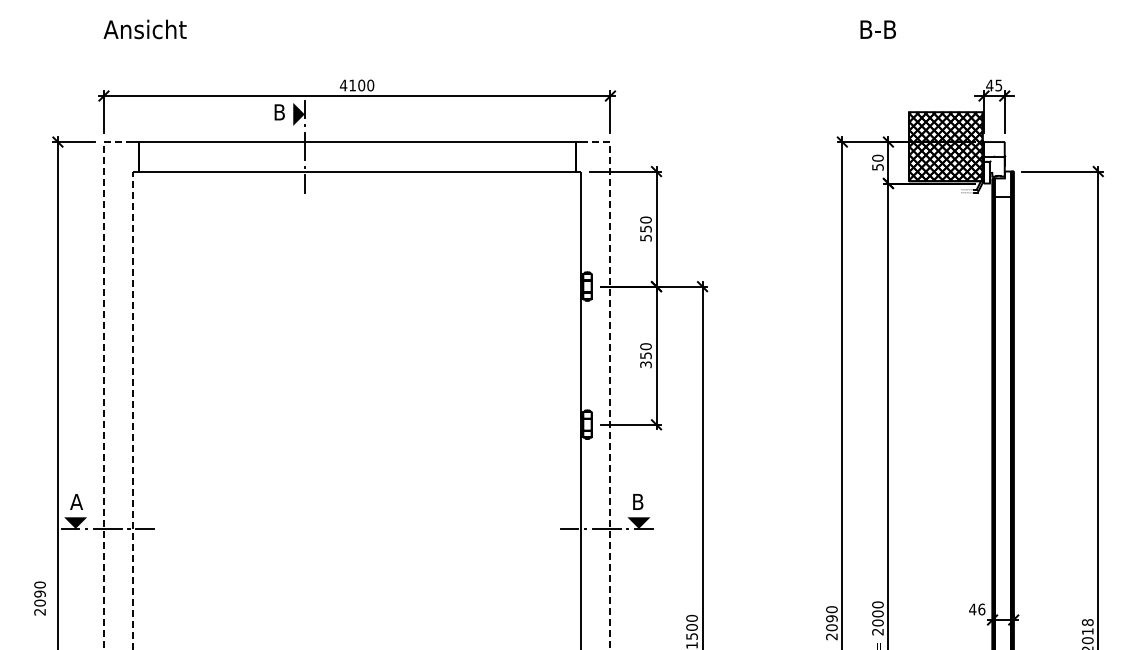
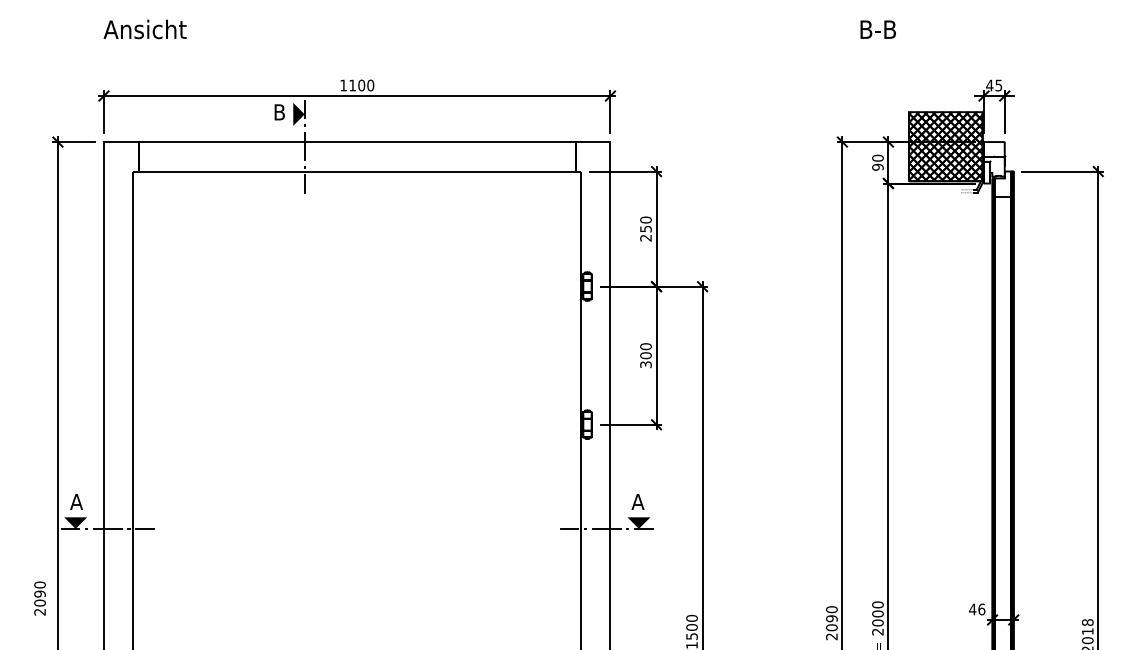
text: 4100 -> 1100 (343, 85)
text: 50 -> 90 (877, 166)
text: 550 -> 250 (645, 237)
text: 350 -> 300 (645, 355)
line: dashed -> solid (103, 380)
line: dashed -> solid (610, 380)
line: dashed -> solid (133, 410)
text: B -> A (637, 501)
